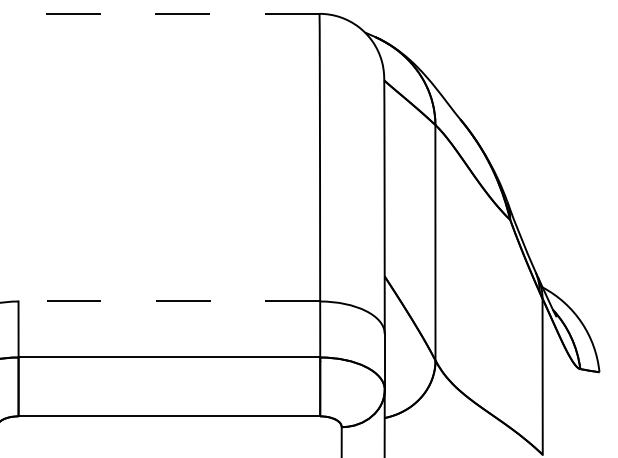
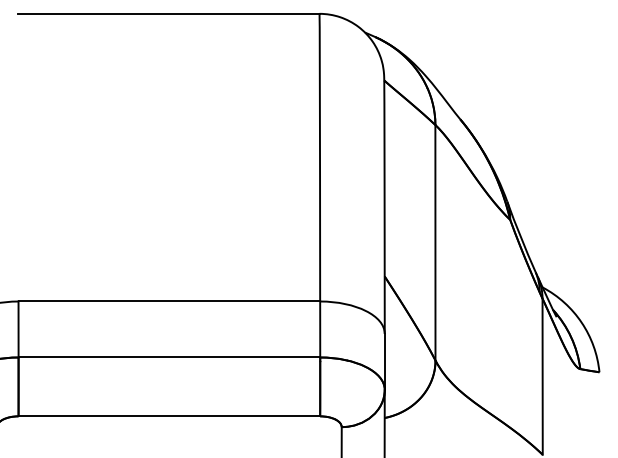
line: dashed -> solid (168, 13)
line: dashed -> solid (169, 301)
